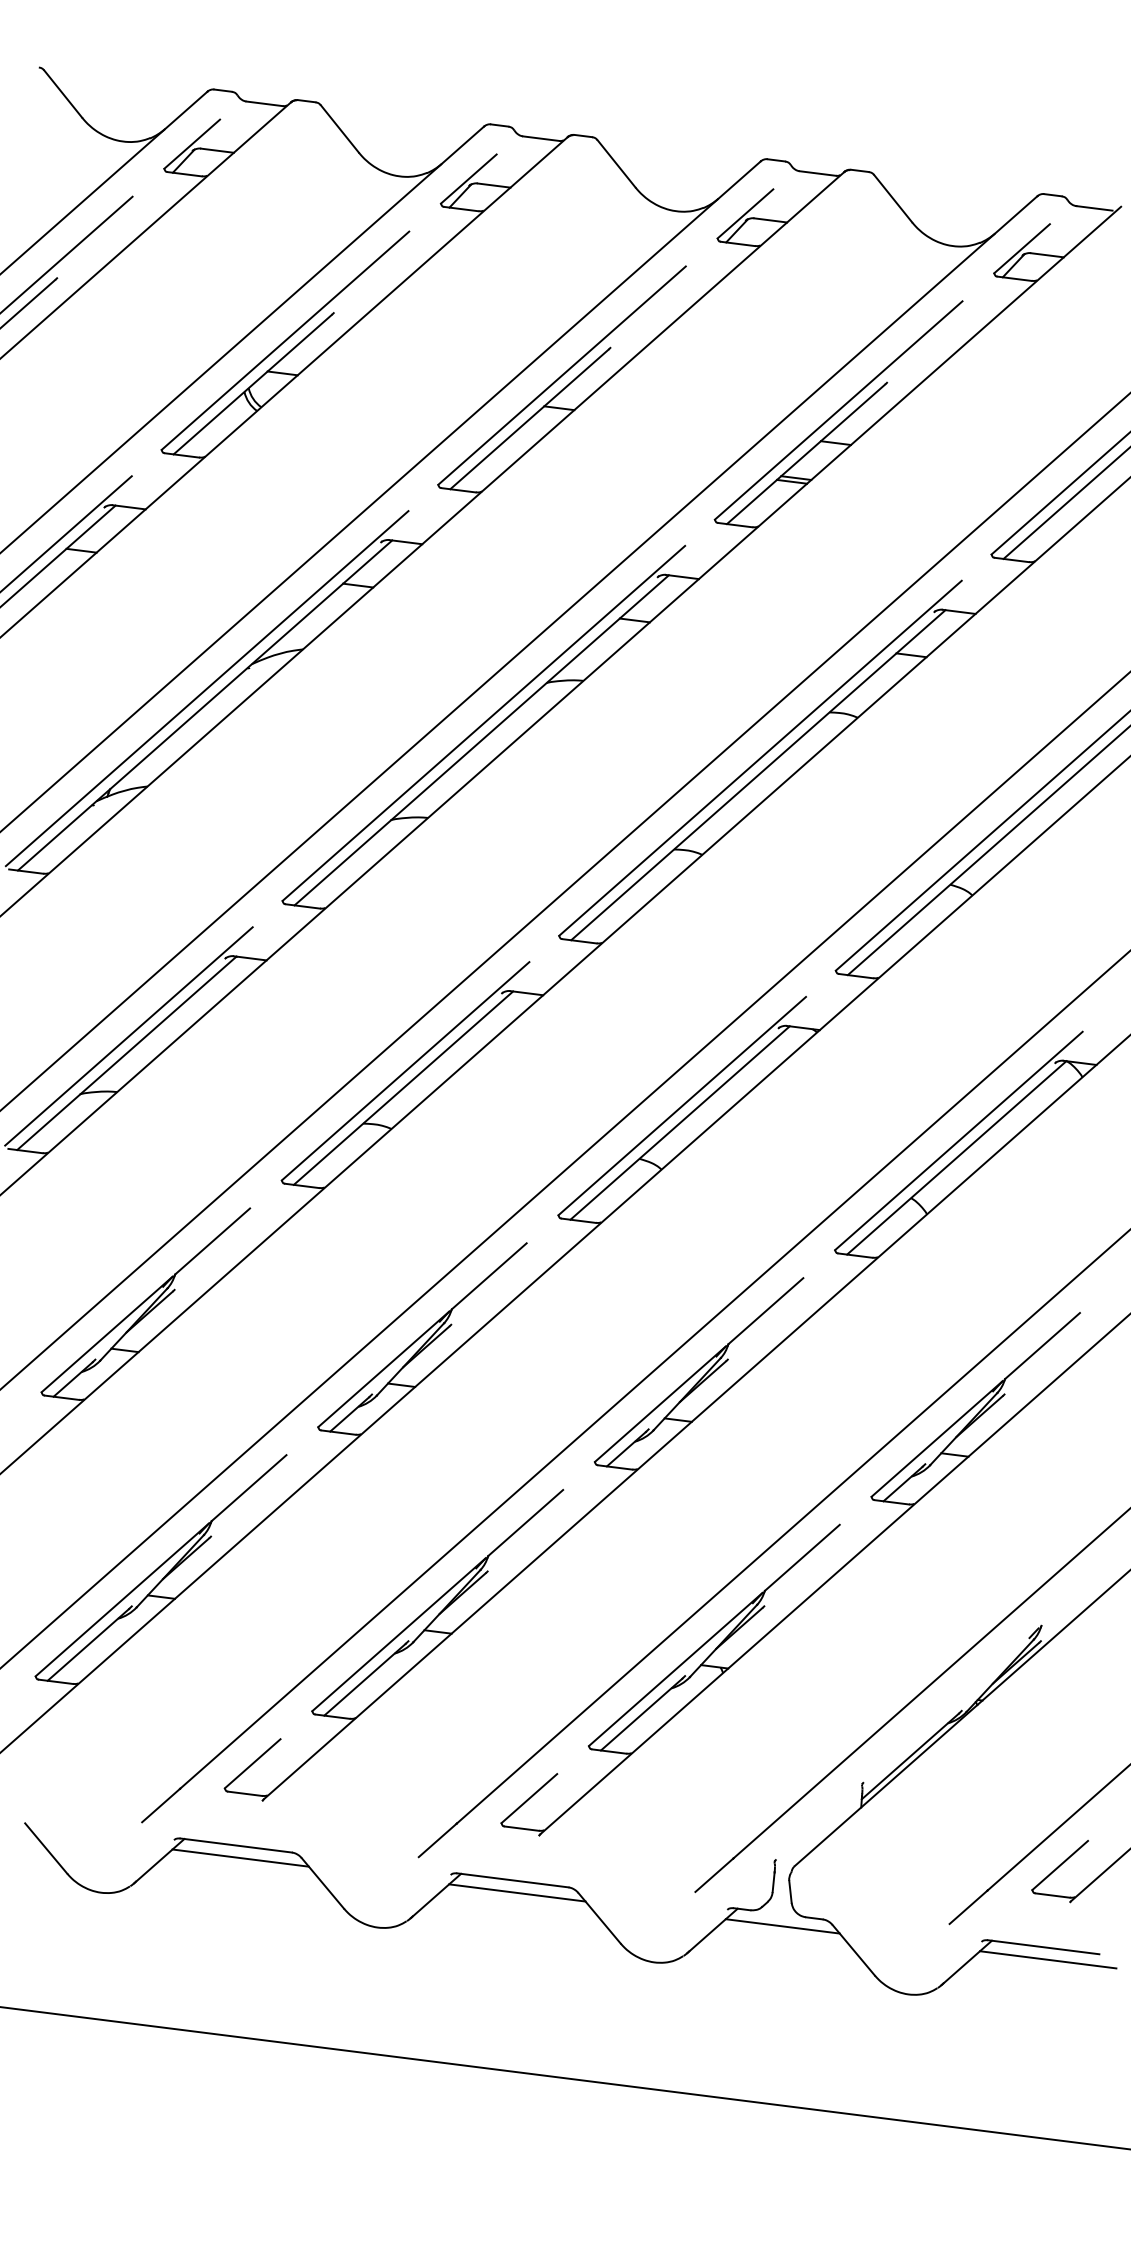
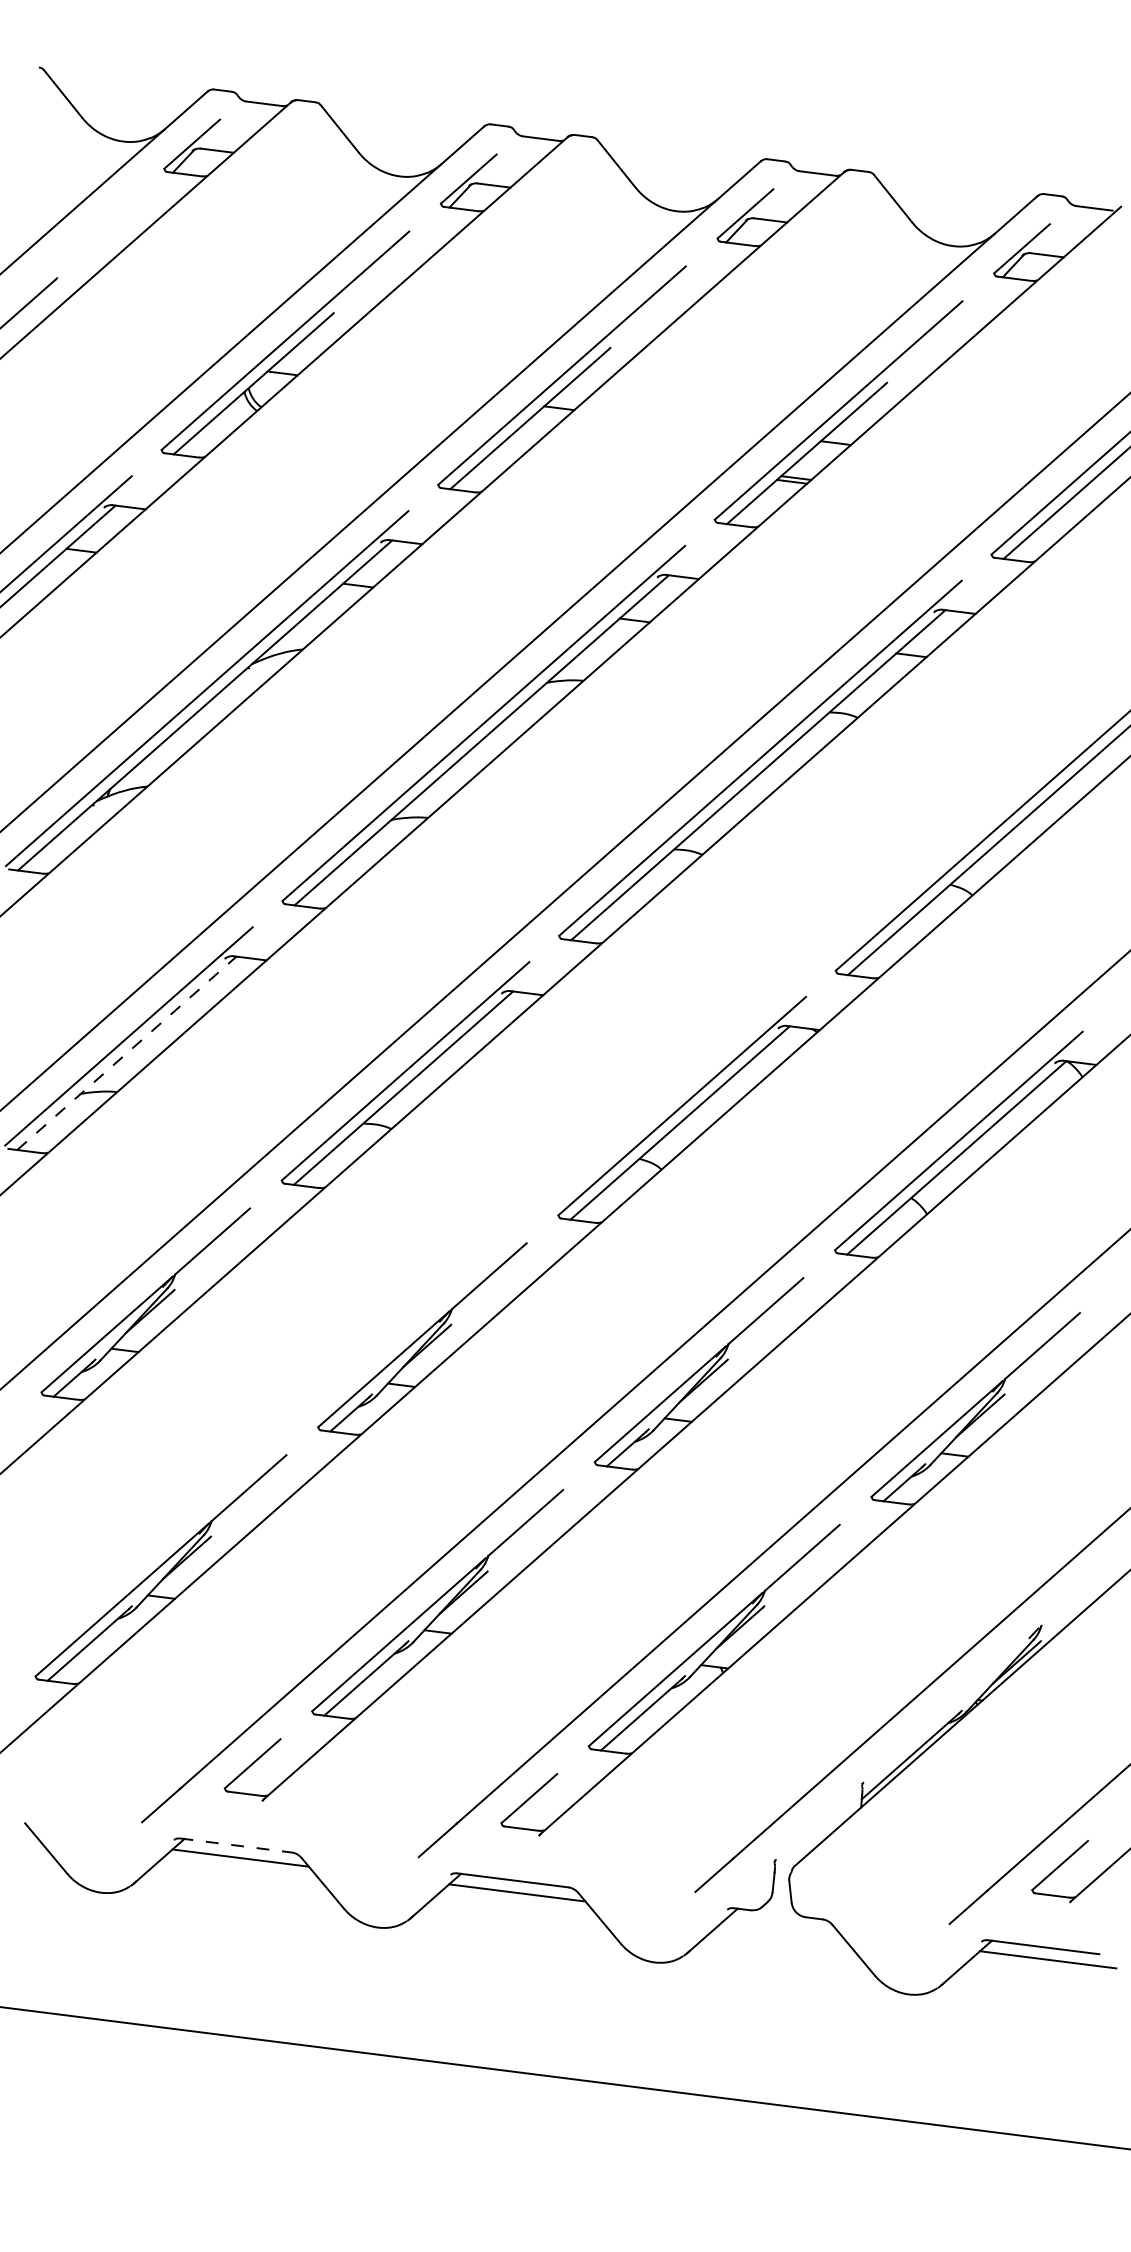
line: present -> none (67, 253)
line: solid -> dashed (127, 1052)
line: present -> none (564, 1170)
line: solid -> dashed (236, 1845)
line: present -> none (782, 1926)
